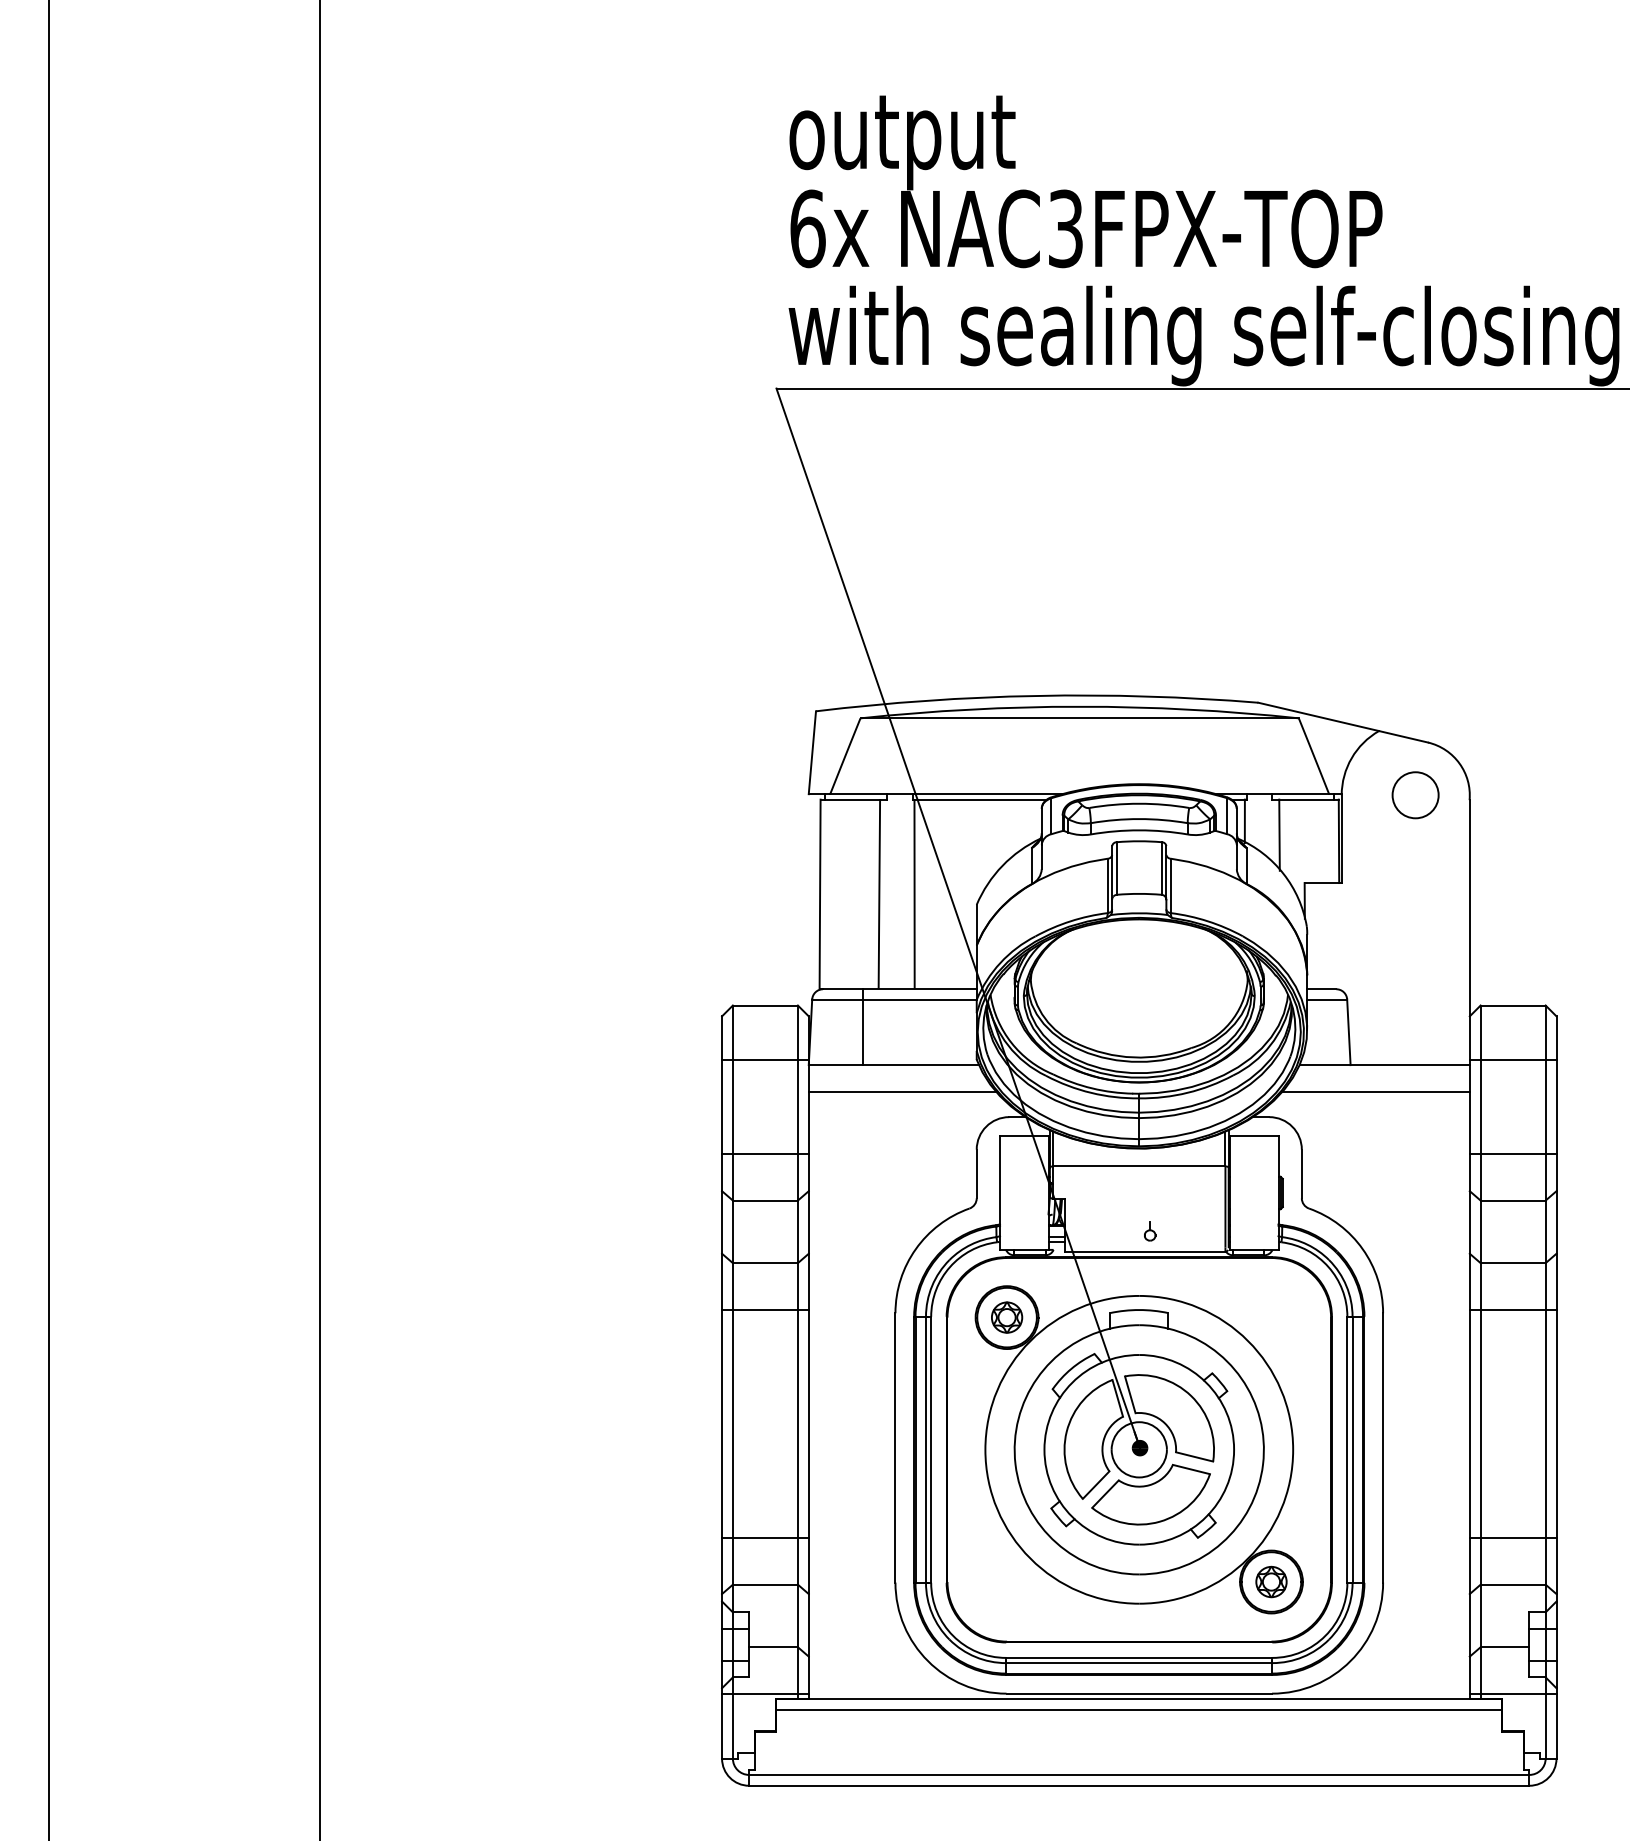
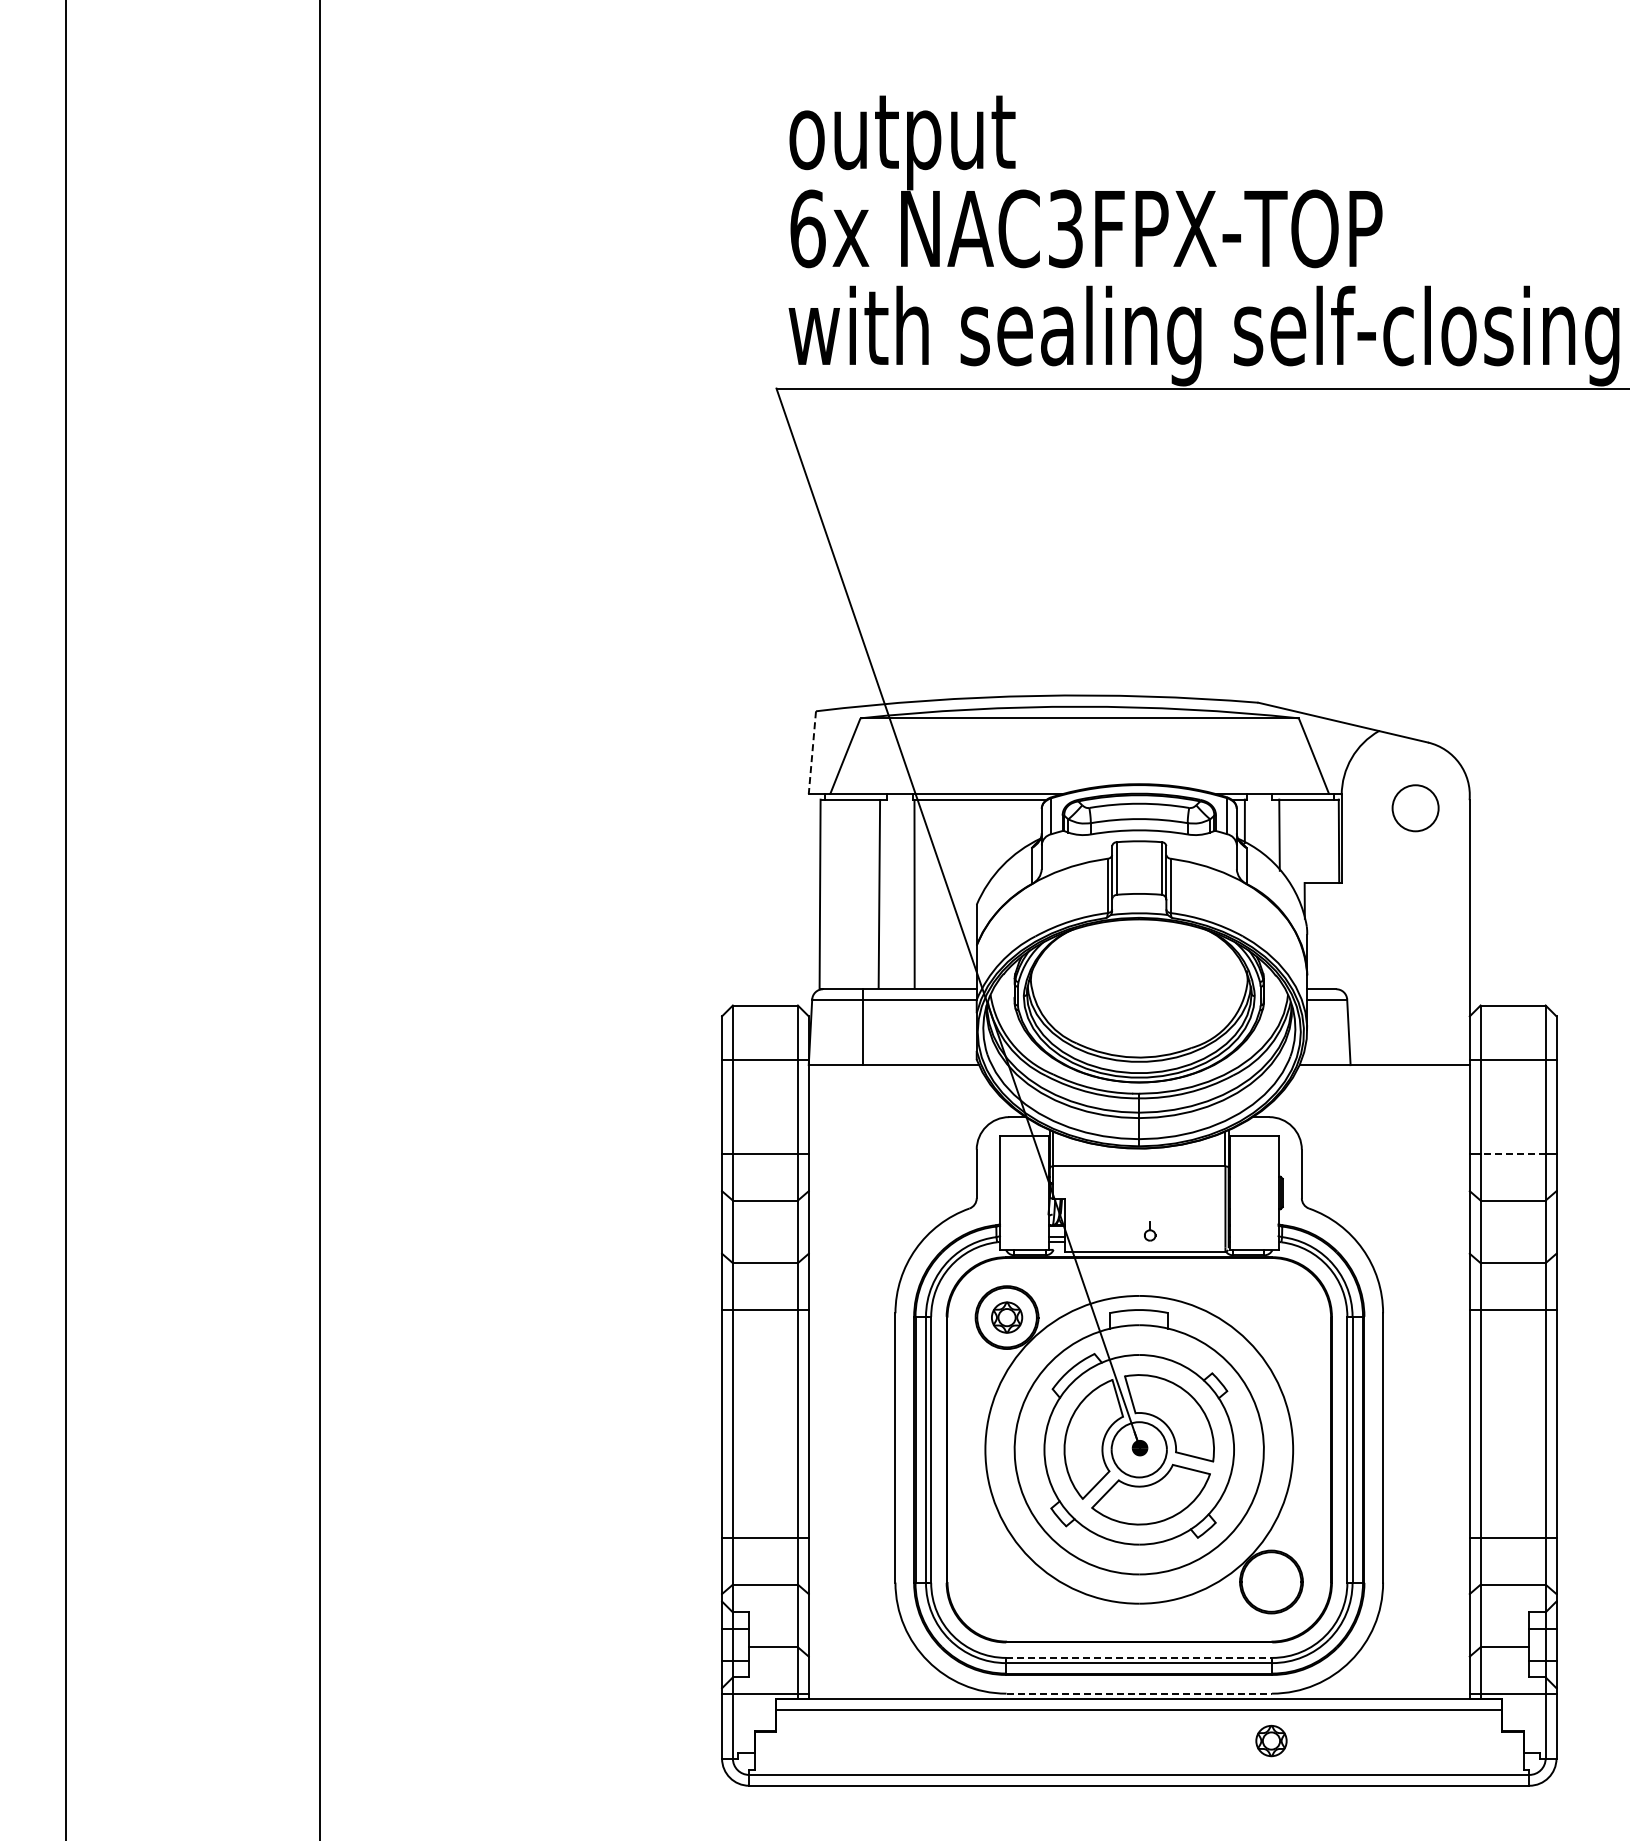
line: solid -> dashed (812, 752)
circle position: (1415, 795) -> (1415, 808) (1415, 808)
line position: (48, 919) -> (65, 919) (65, 919)
line: present -> none (902, 1092)
line: present -> none (1375, 1092)
line: solid -> dashed (1513, 1153)
part position: (1271, 1581) -> (1271, 1740) (1271, 1740)
line: solid -> dashed (1139, 1657)
line: solid -> dashed (1139, 1693)
